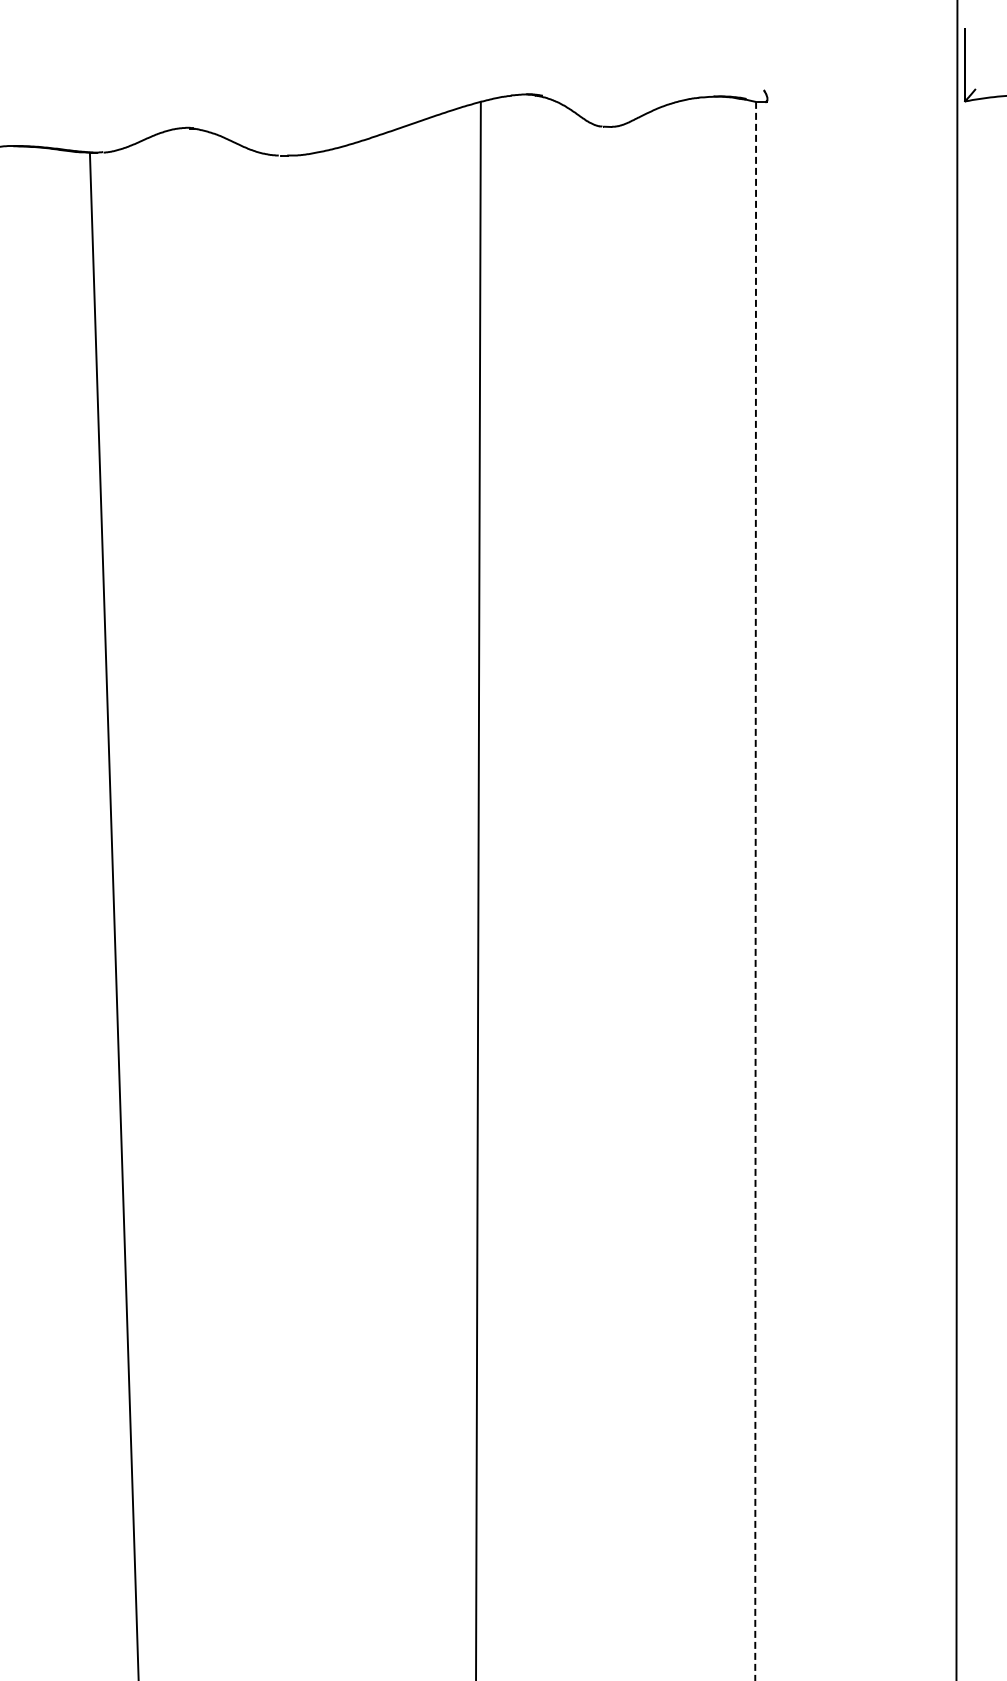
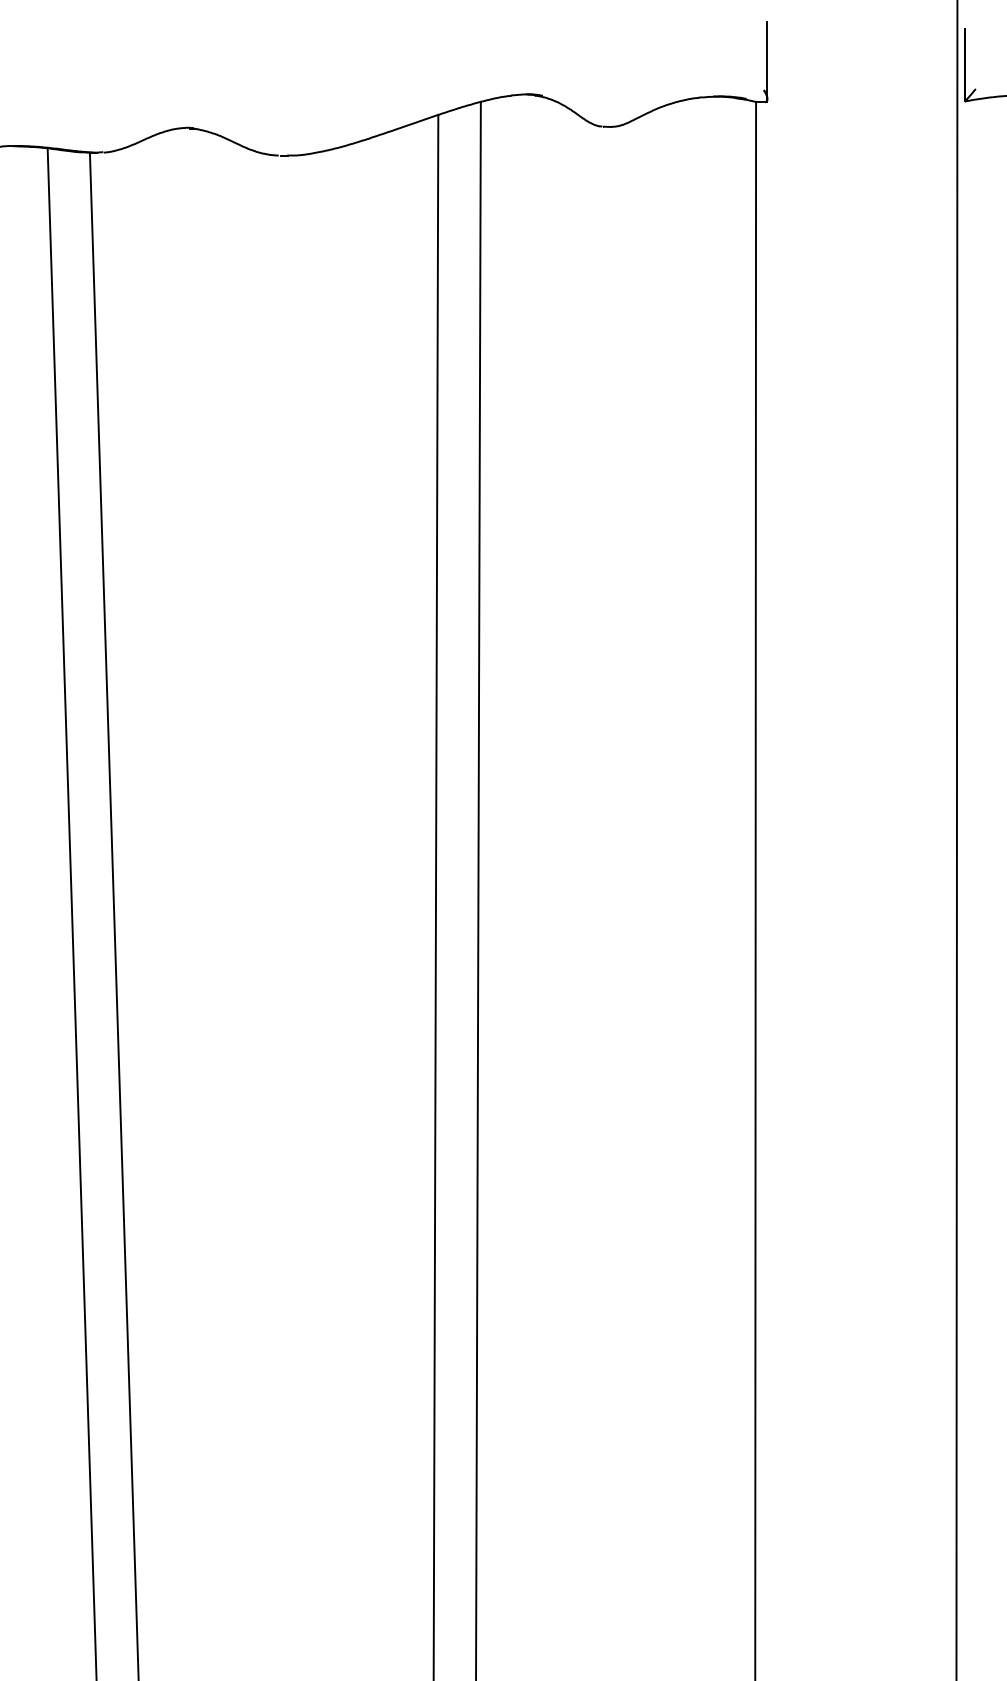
line: none -> present (767, 60)
line: dashed -> solid (755, 891)
line: none -> present (435, 895)
line: none -> present (71, 912)
